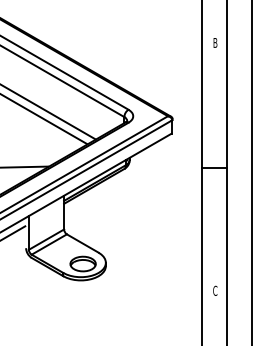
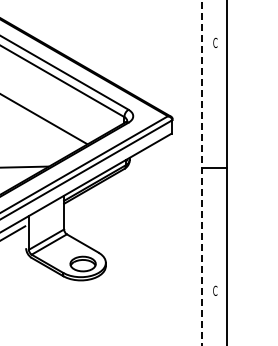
text: B -> C (215, 42)
line: present -> none (48, 112)
line: solid -> dashed (202, 172)
line: present -> none (251, 172)
